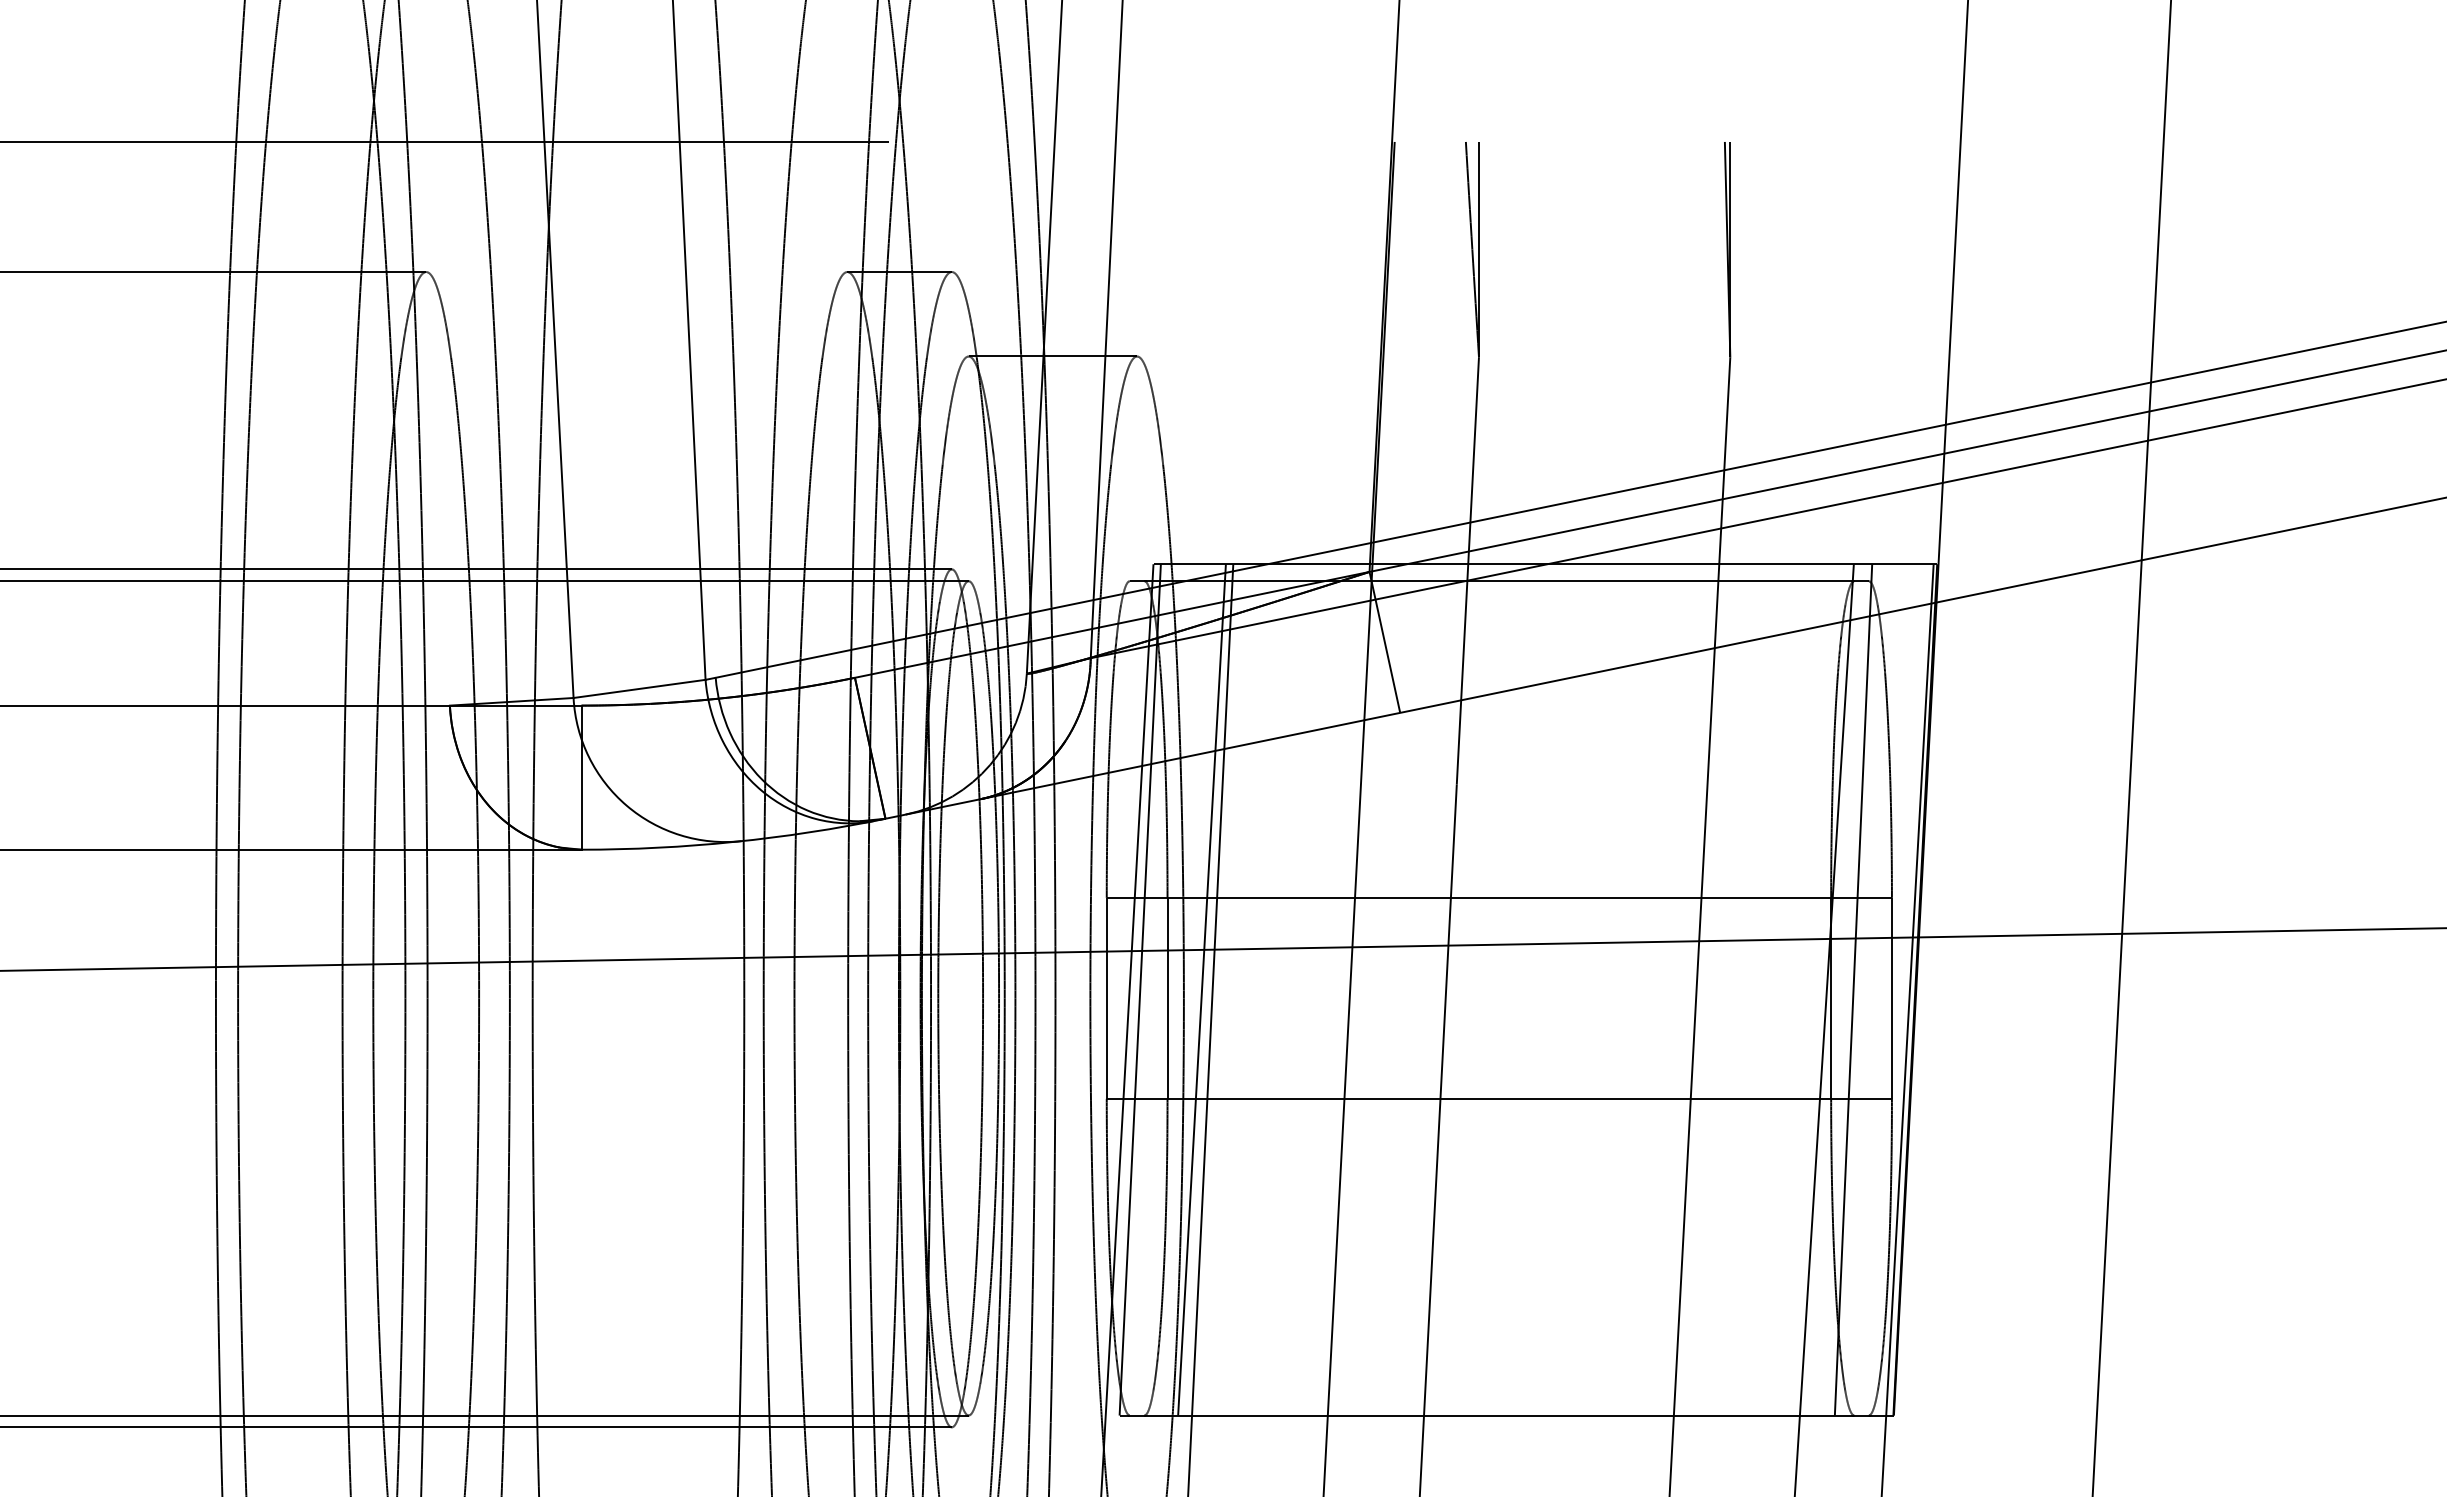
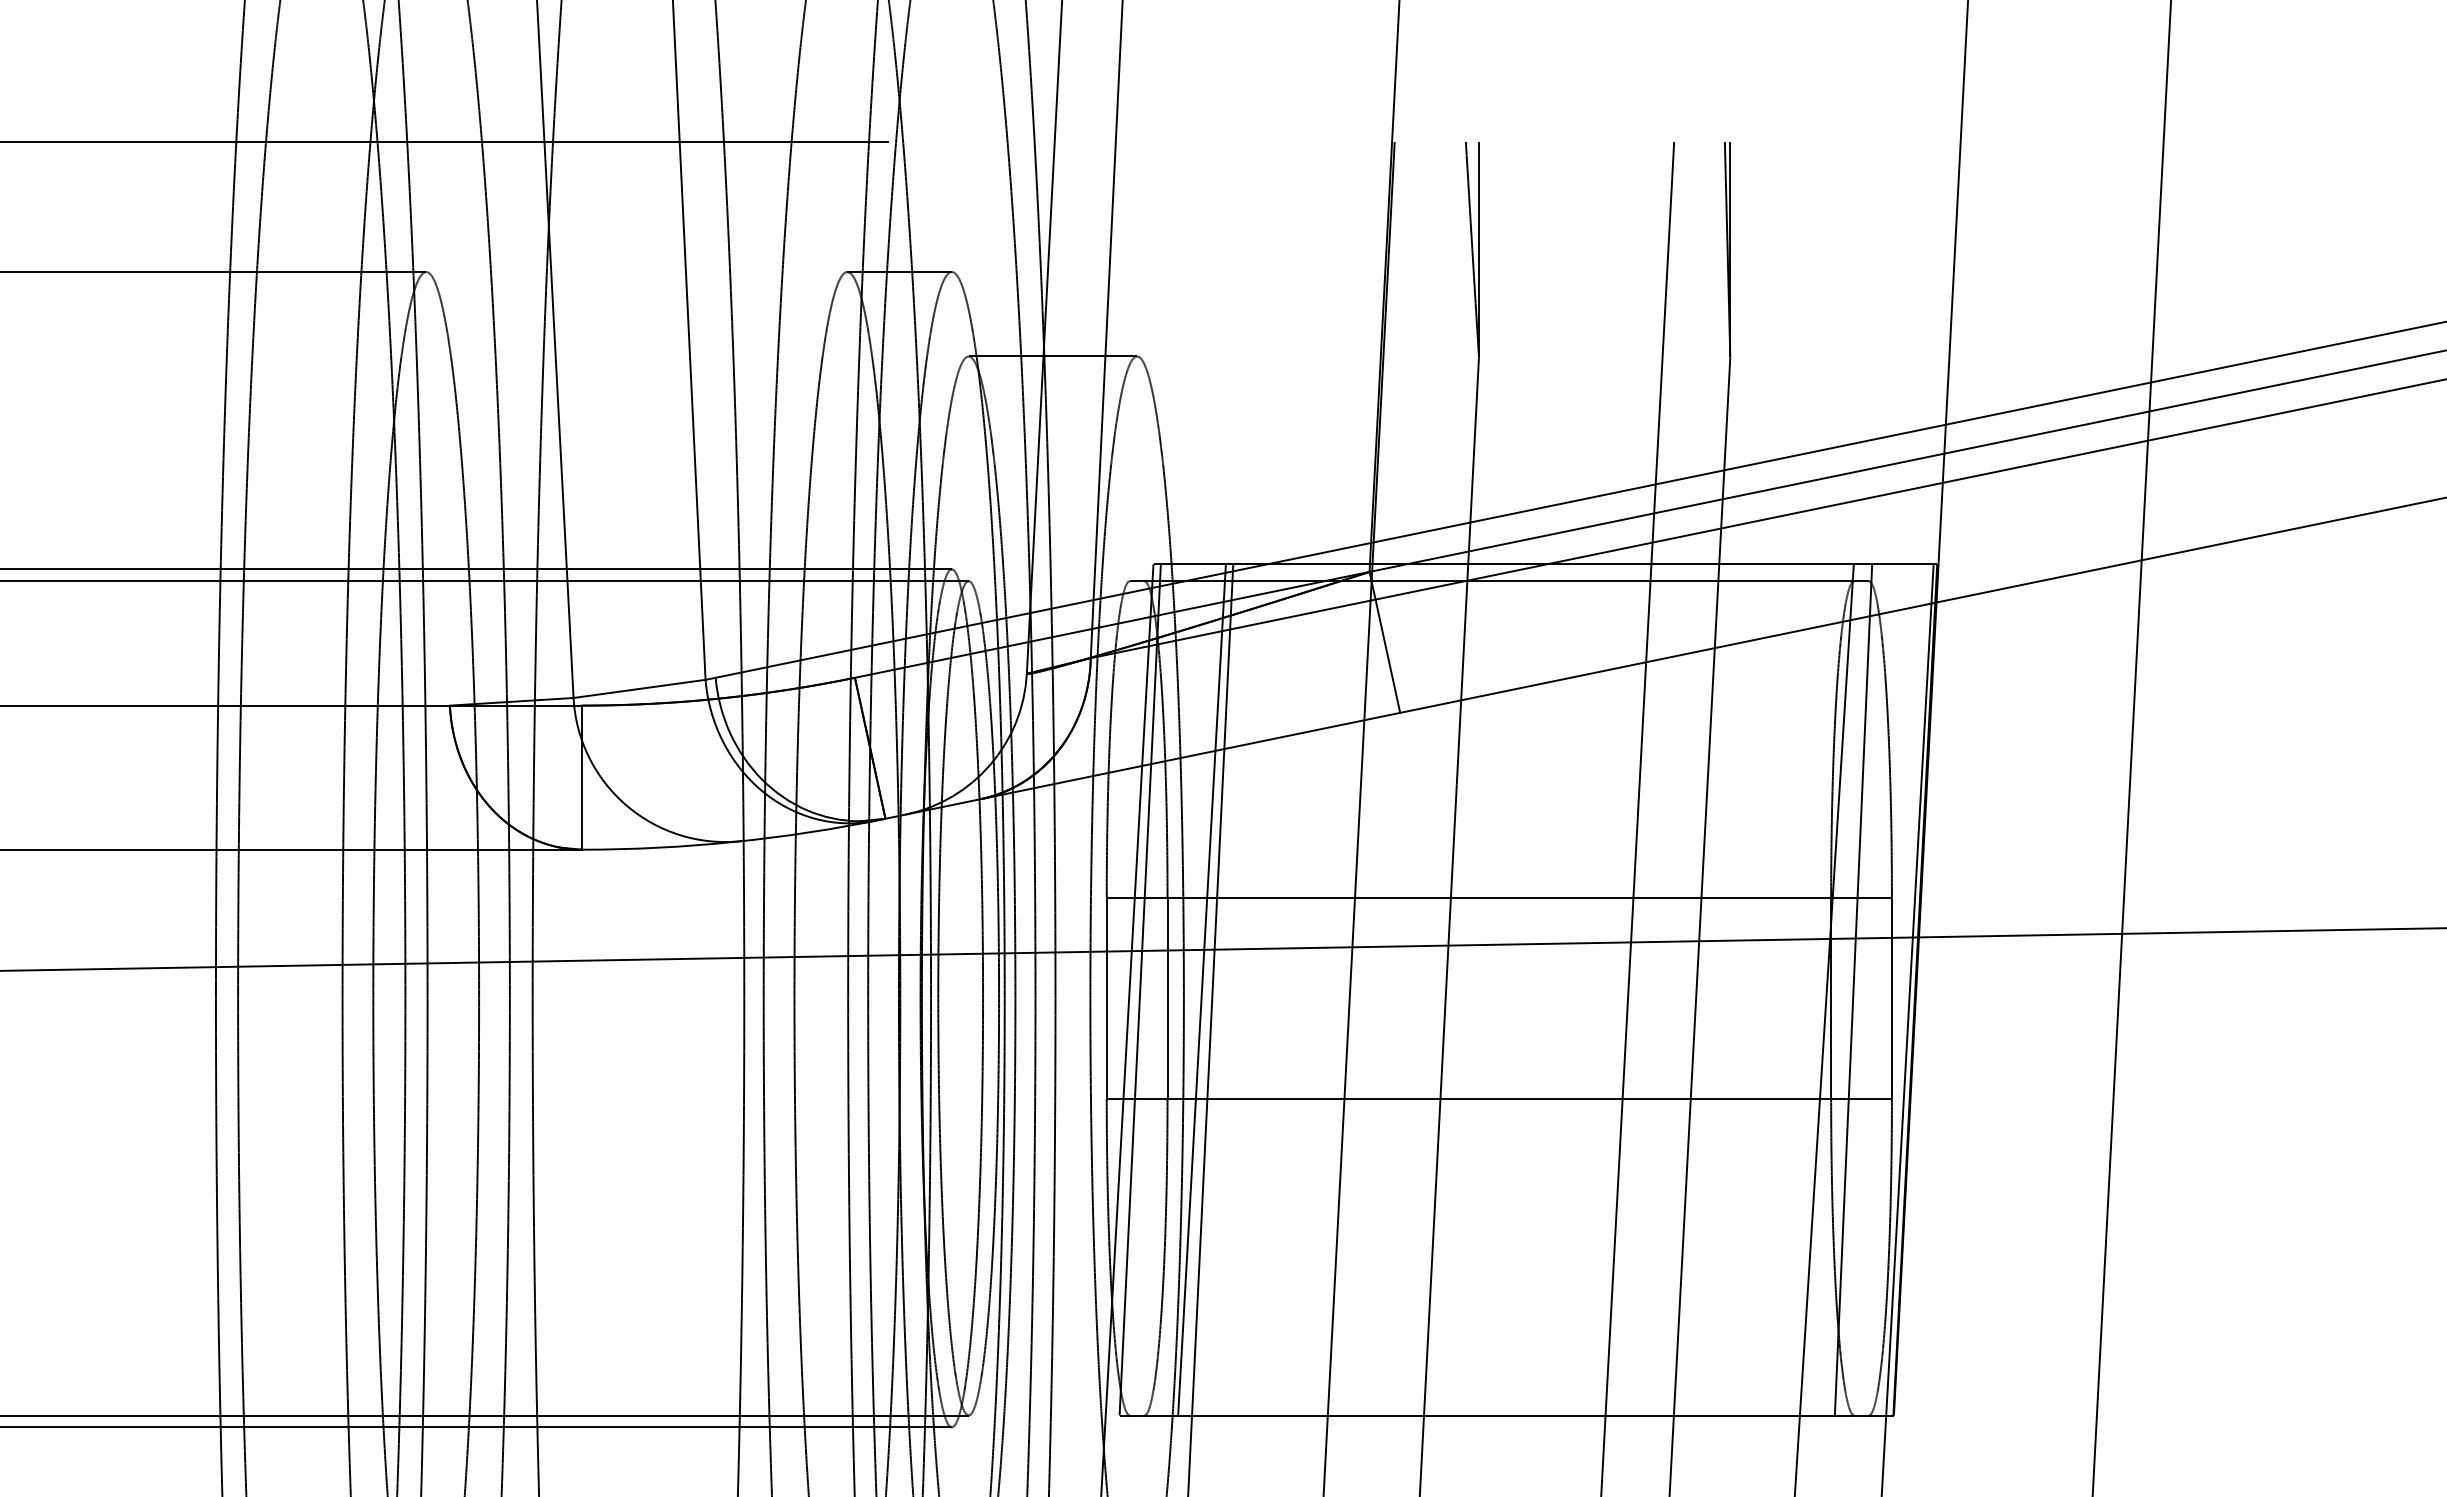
line: none -> present (1637, 817)
